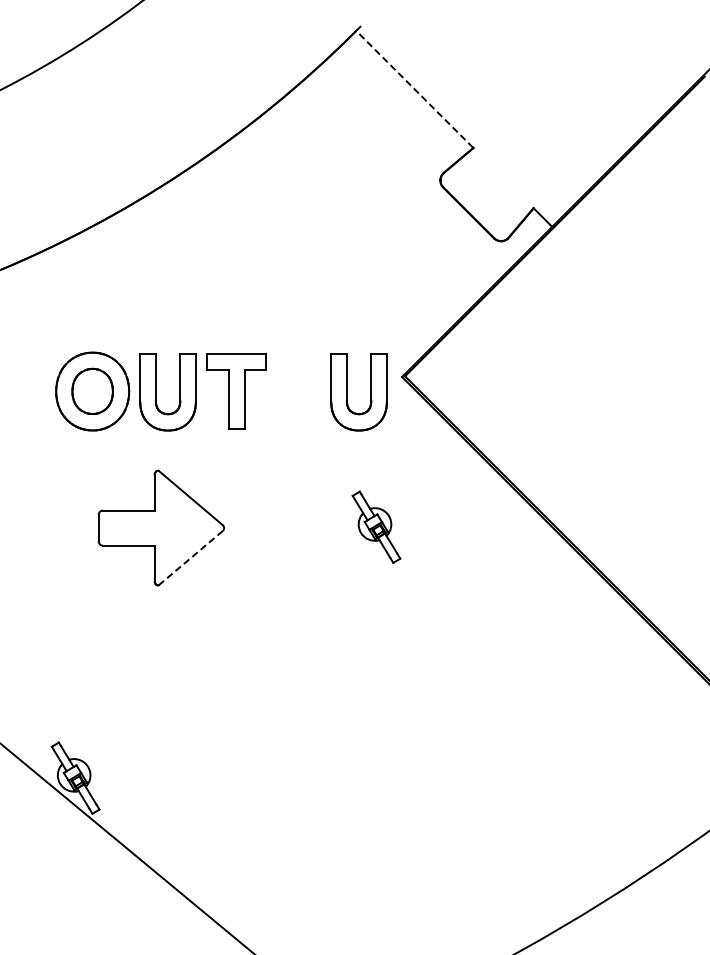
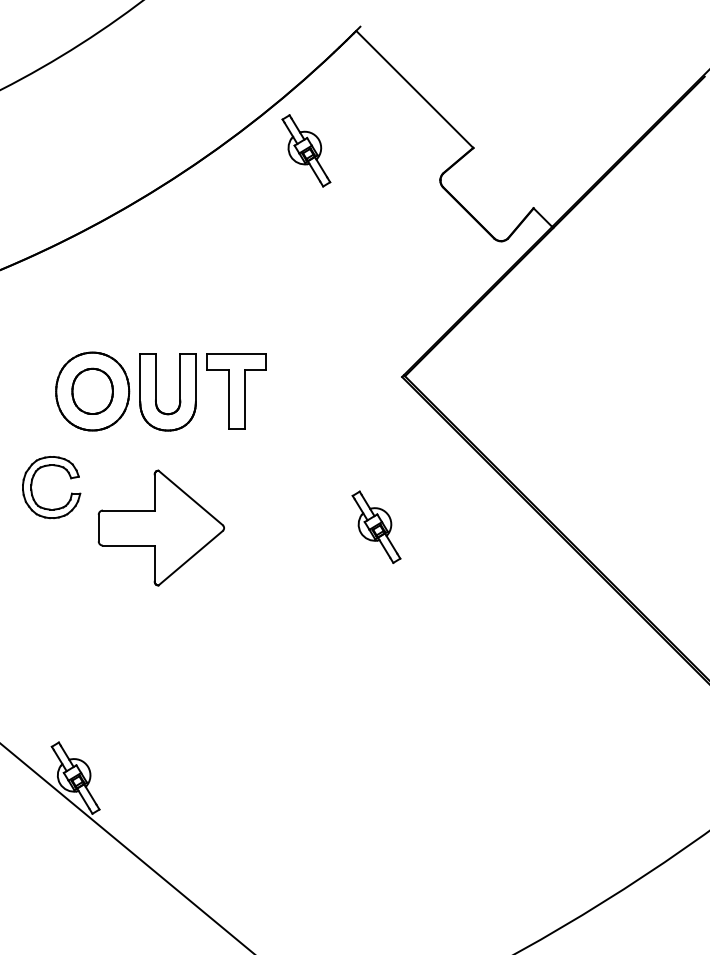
line: dashed -> solid (414, 89)
part: none -> present (306, 150)
part: present -> none (347, 392)
part: none -> present (32, 485)
line: dashed -> solid (190, 558)
